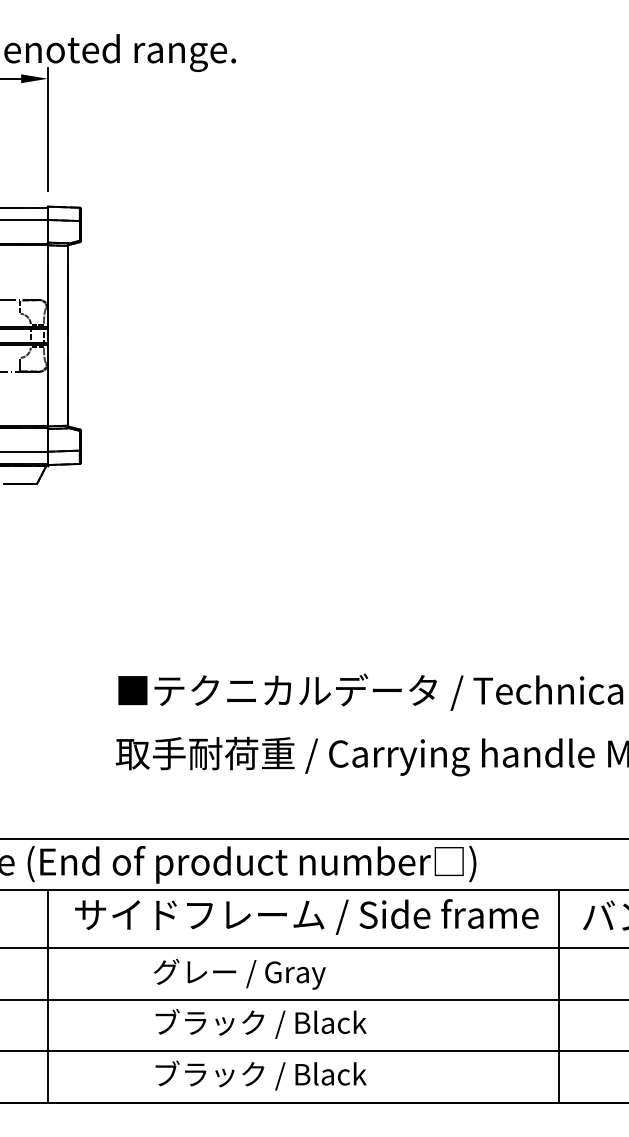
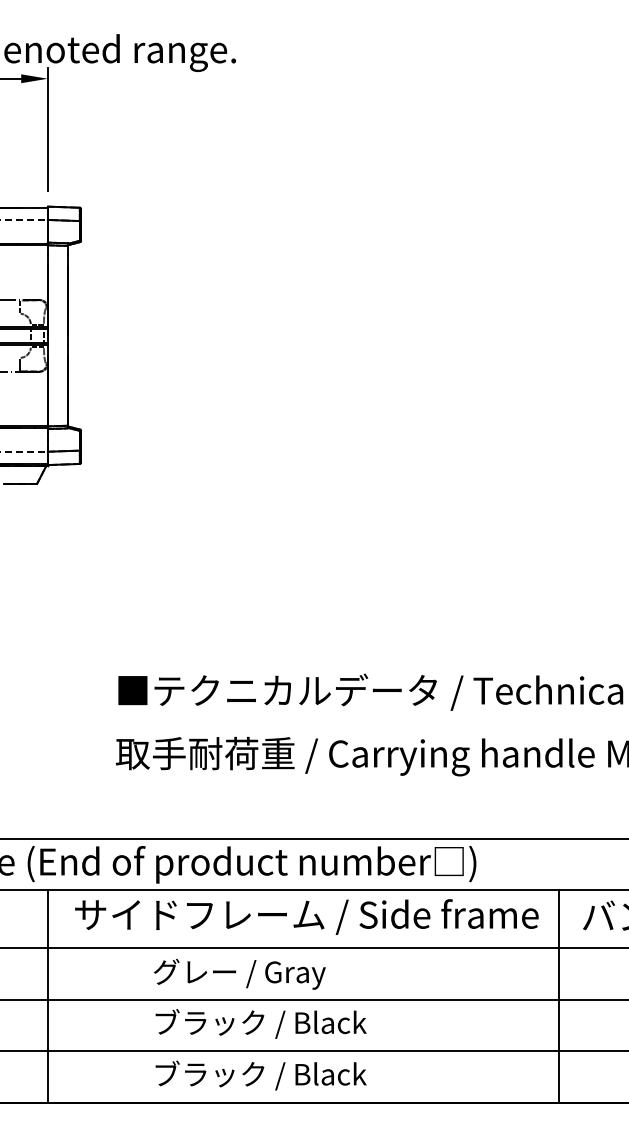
line: solid -> dashed (24, 219)
line: solid -> dashed (24, 451)
